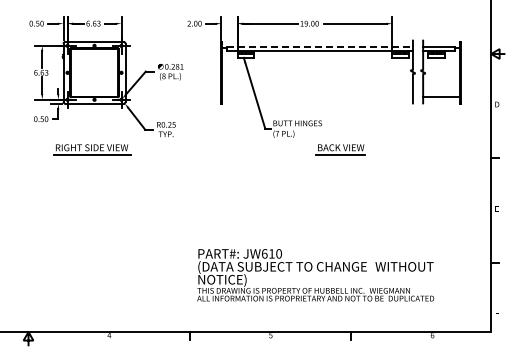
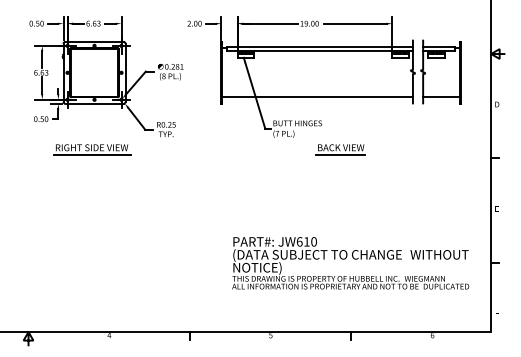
line: dashed -> solid (320, 46)
line: none -> present (317, 97)
text position: (315, 275) -> (350, 263) (350, 263)
